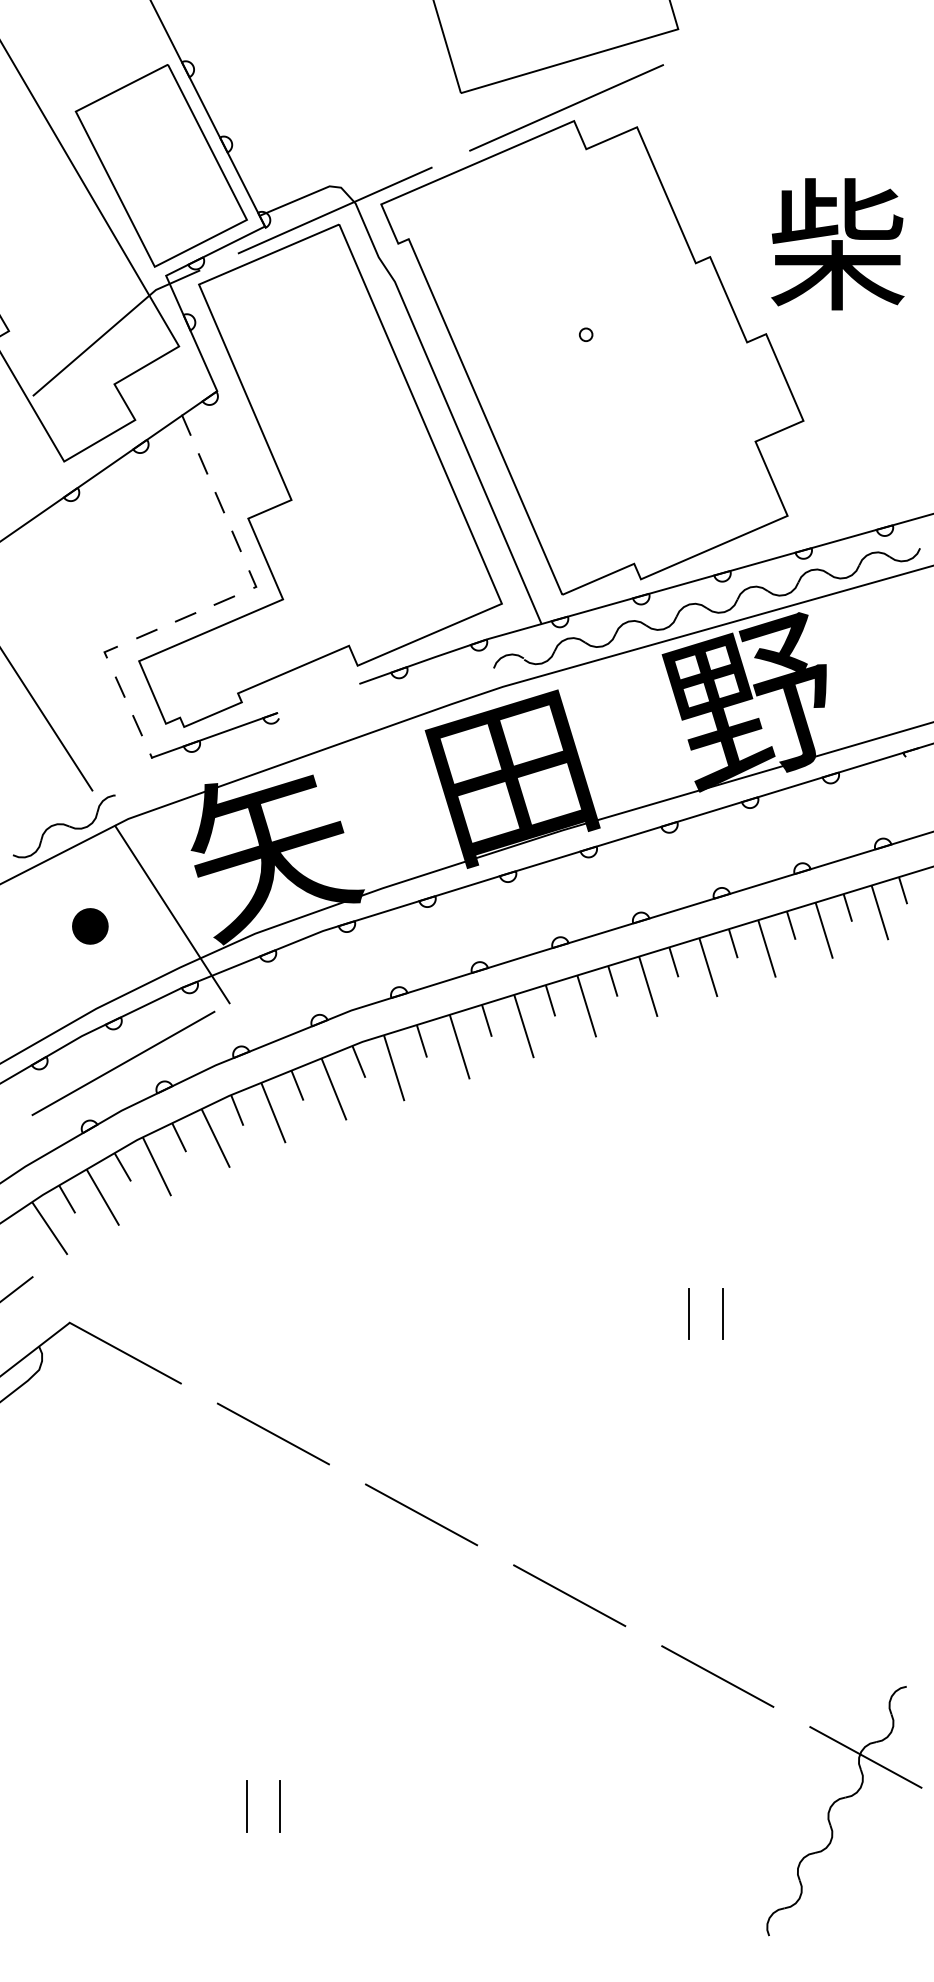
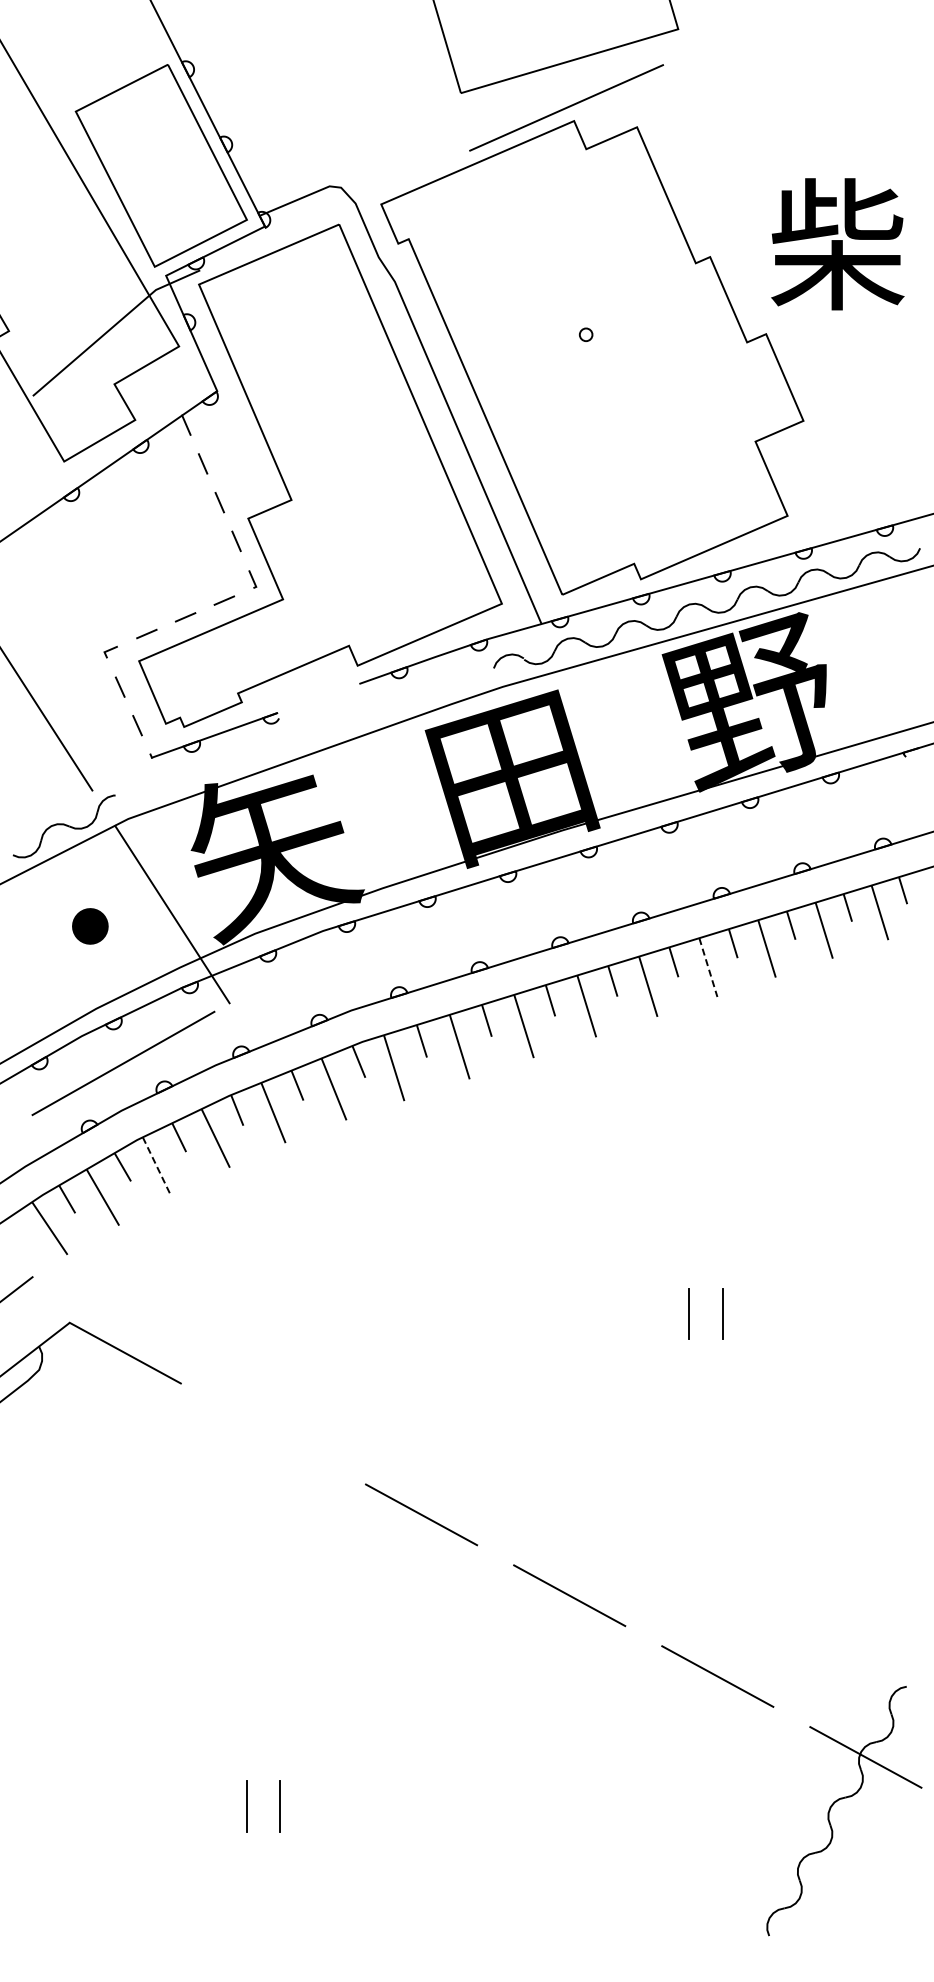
line: present -> none (334, 210)
line: solid -> dashed (708, 967)
line: solid -> dashed (157, 1166)
line: present -> none (272, 1433)
